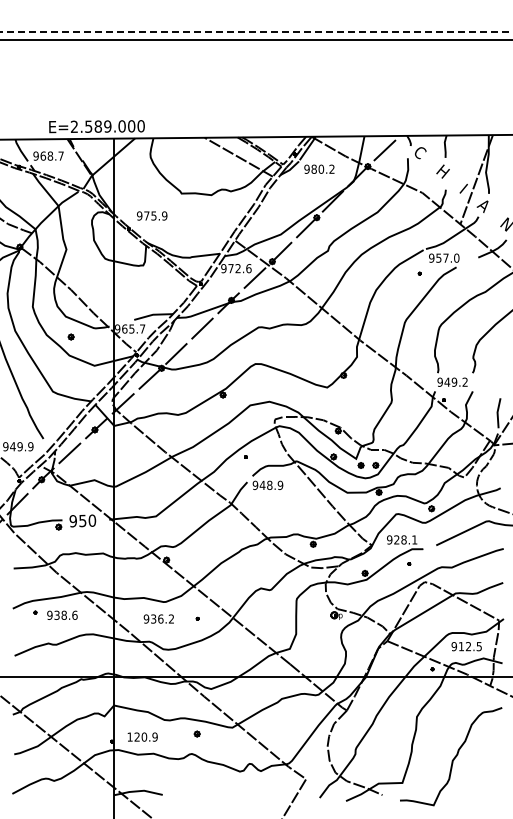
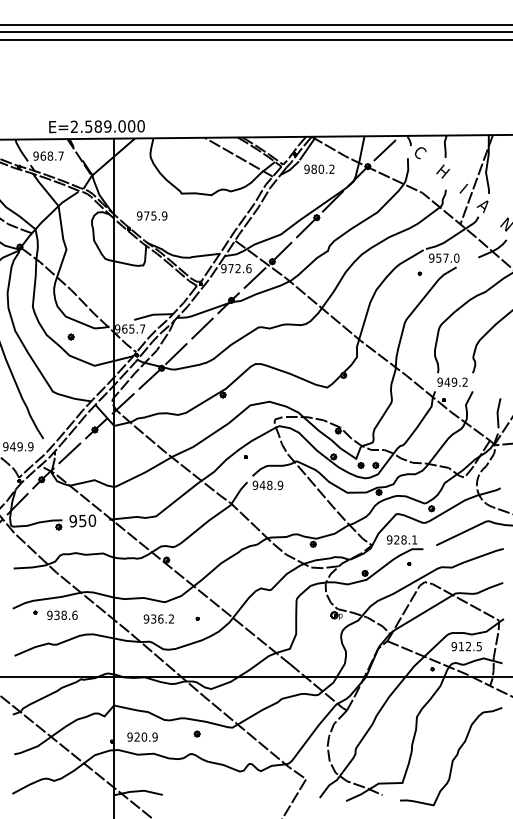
line: none -> present (255, 24)
line: dashed -> solid (256, 32)
text: 120.9 -> 920.9 (129, 736)
